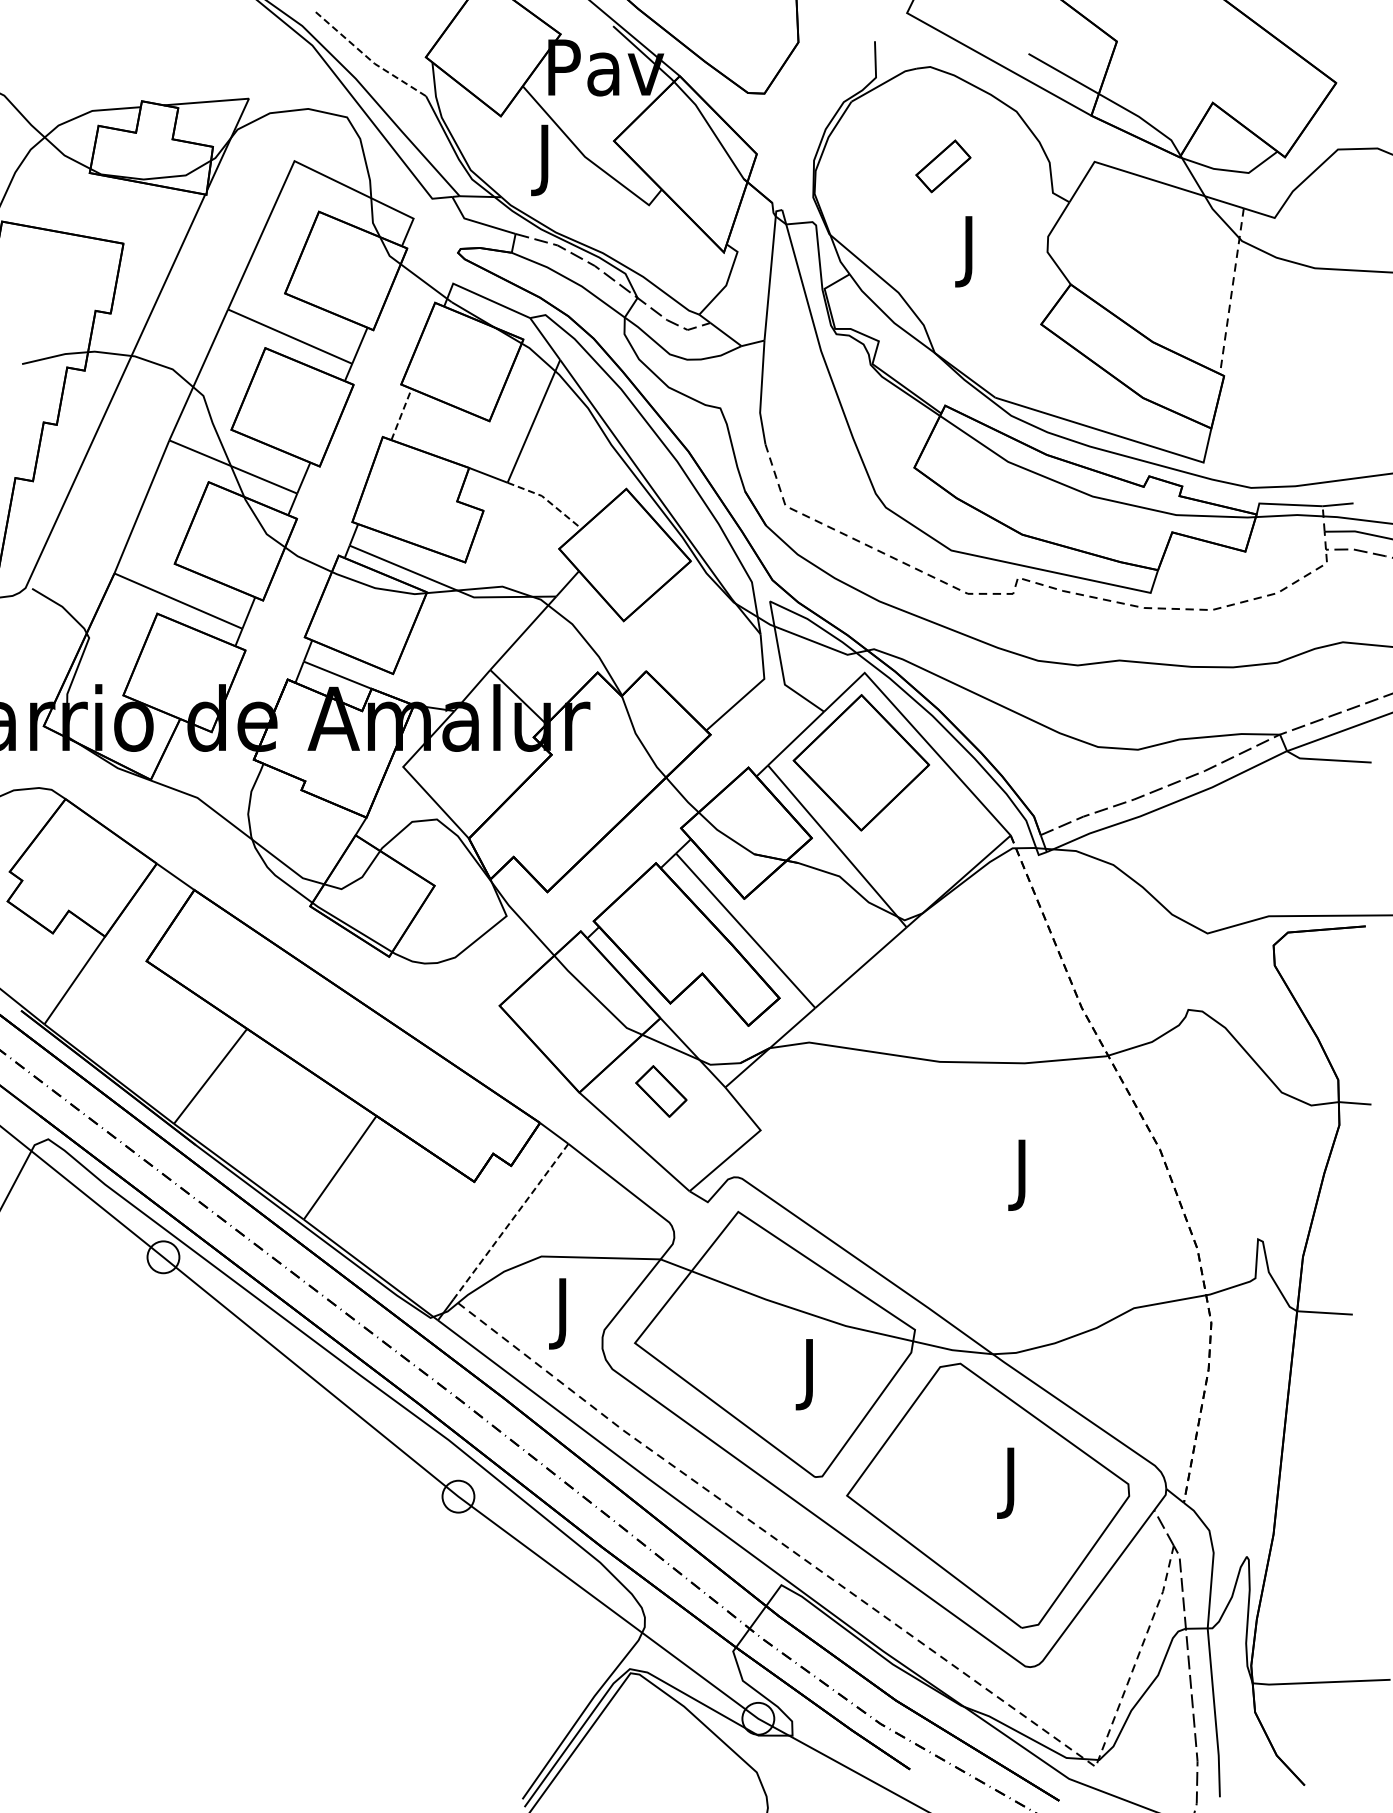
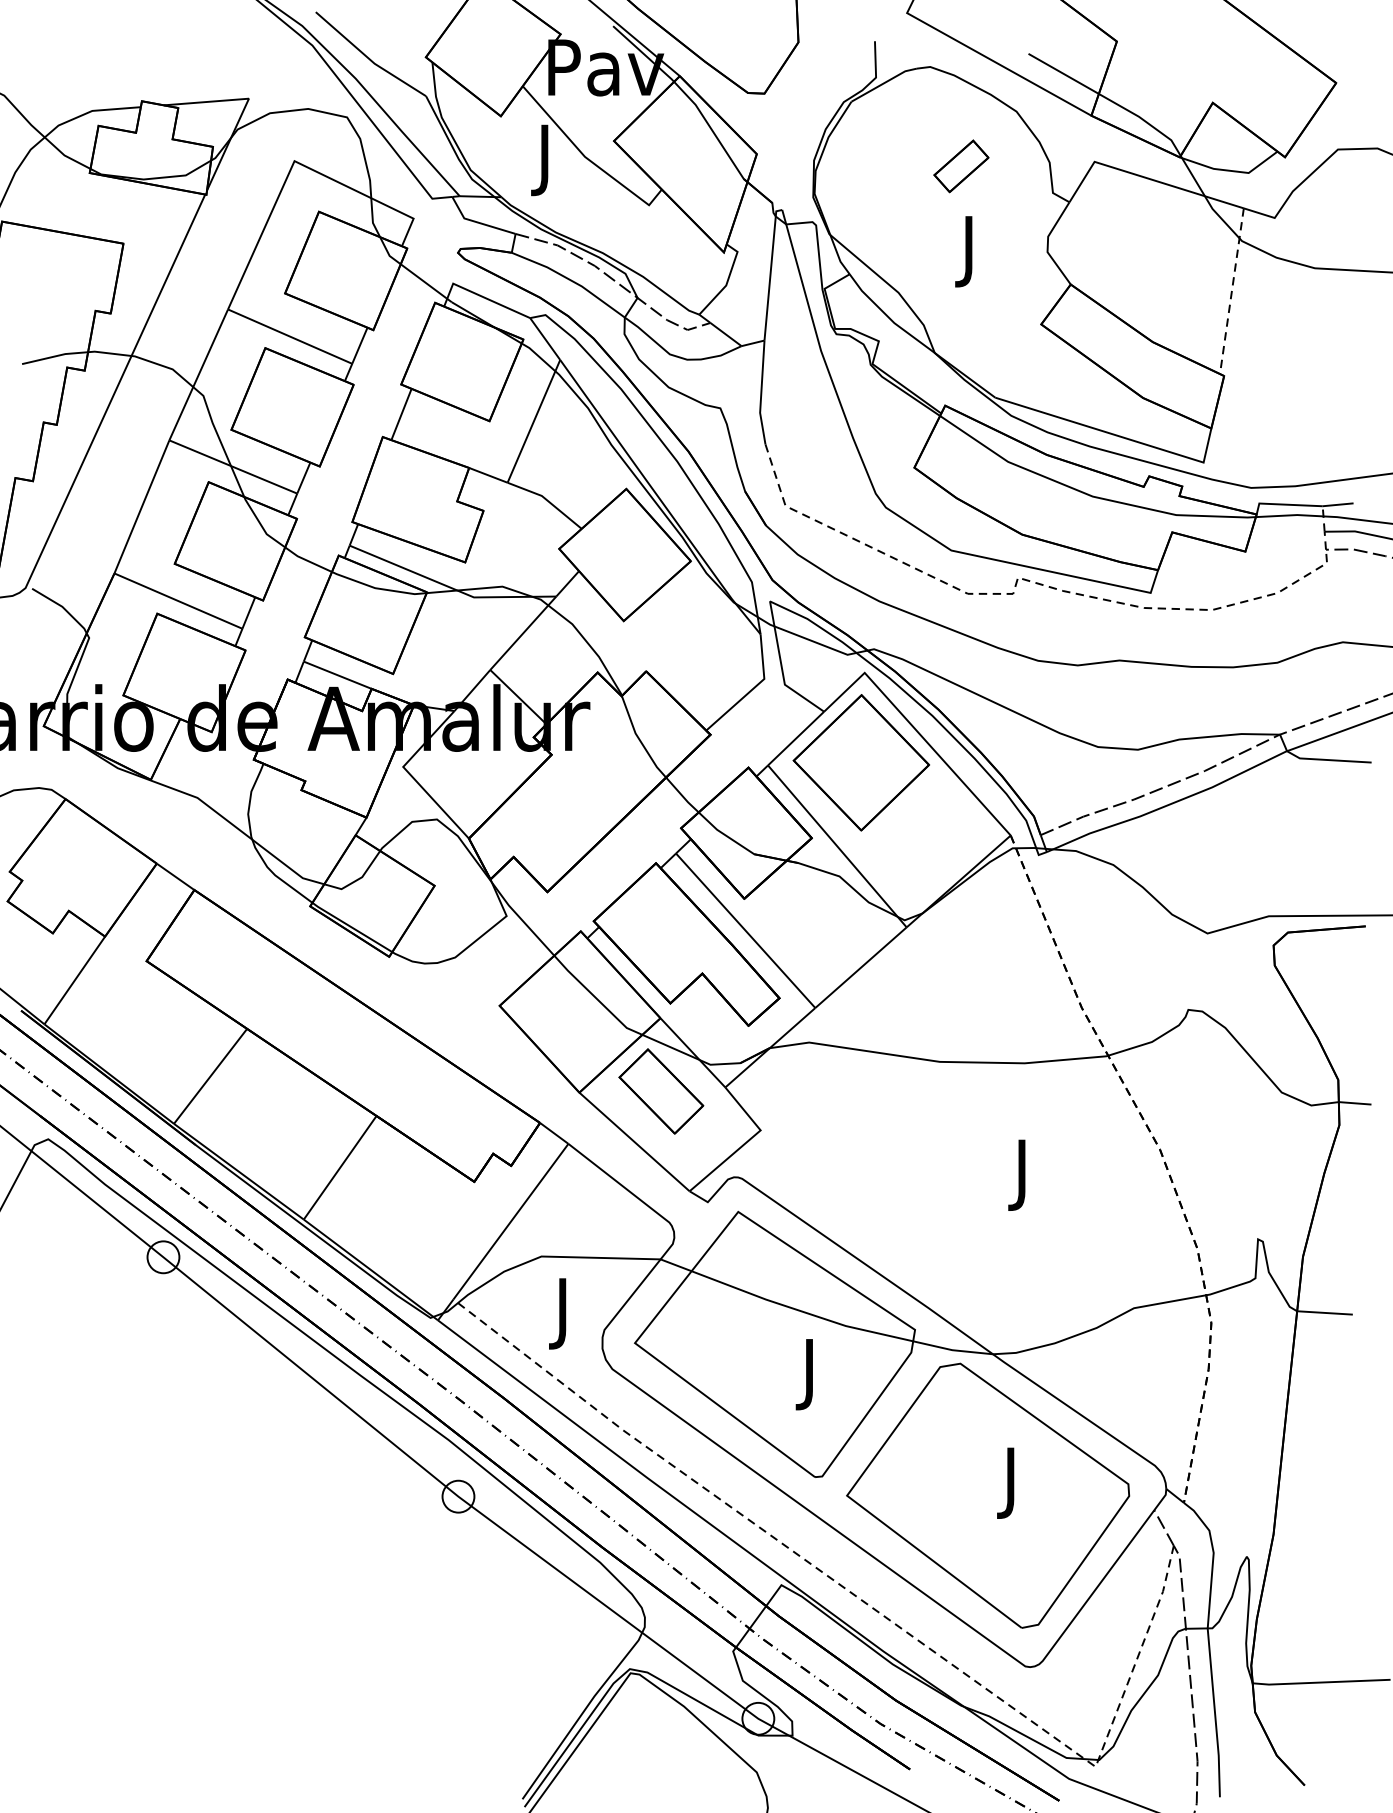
line: dashed -> solid (368, 58)
part position: (943, 166) -> (961, 166) (961, 166)
line: dashed -> solid (401, 414)
line: dashed -> solid (547, 500)
part size: 53x53 px -> 87x87 px (661, 1091)
line: dashed -> solid (510, 1221)
